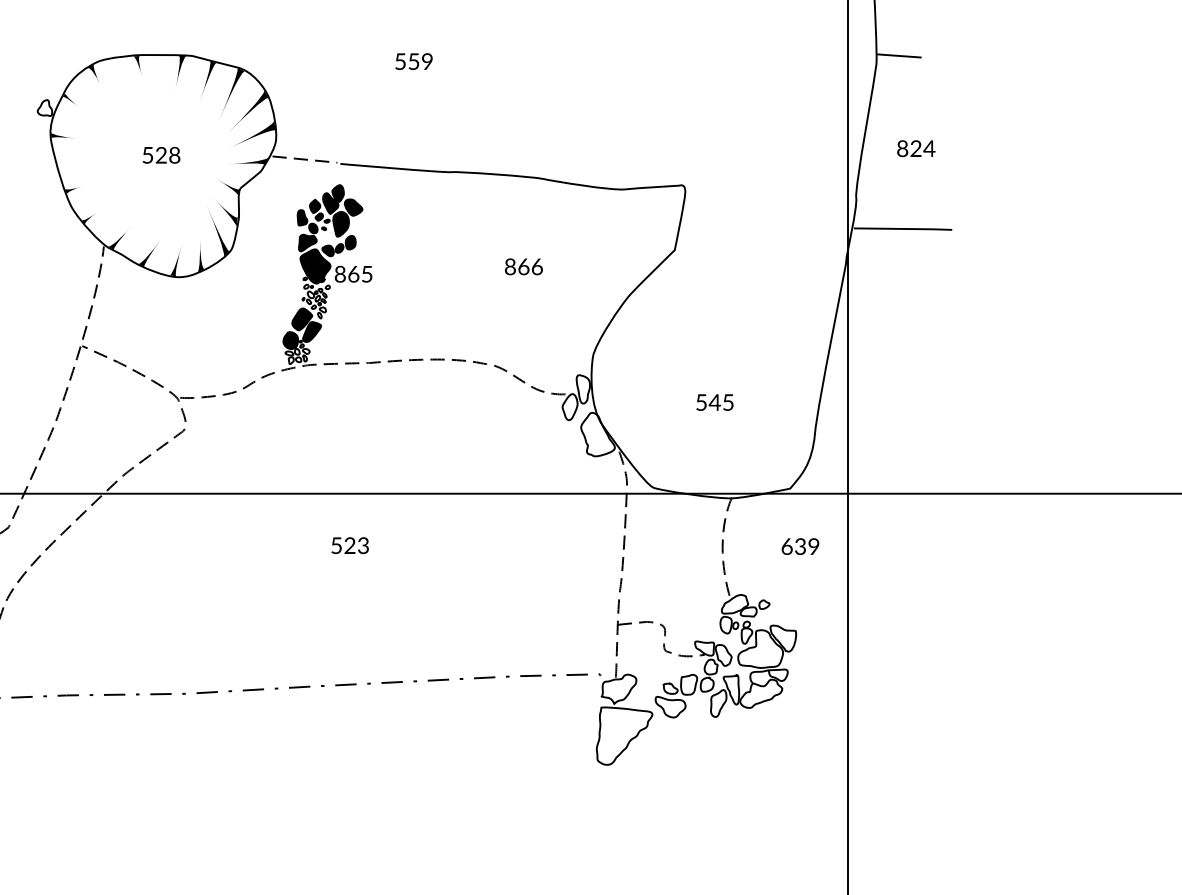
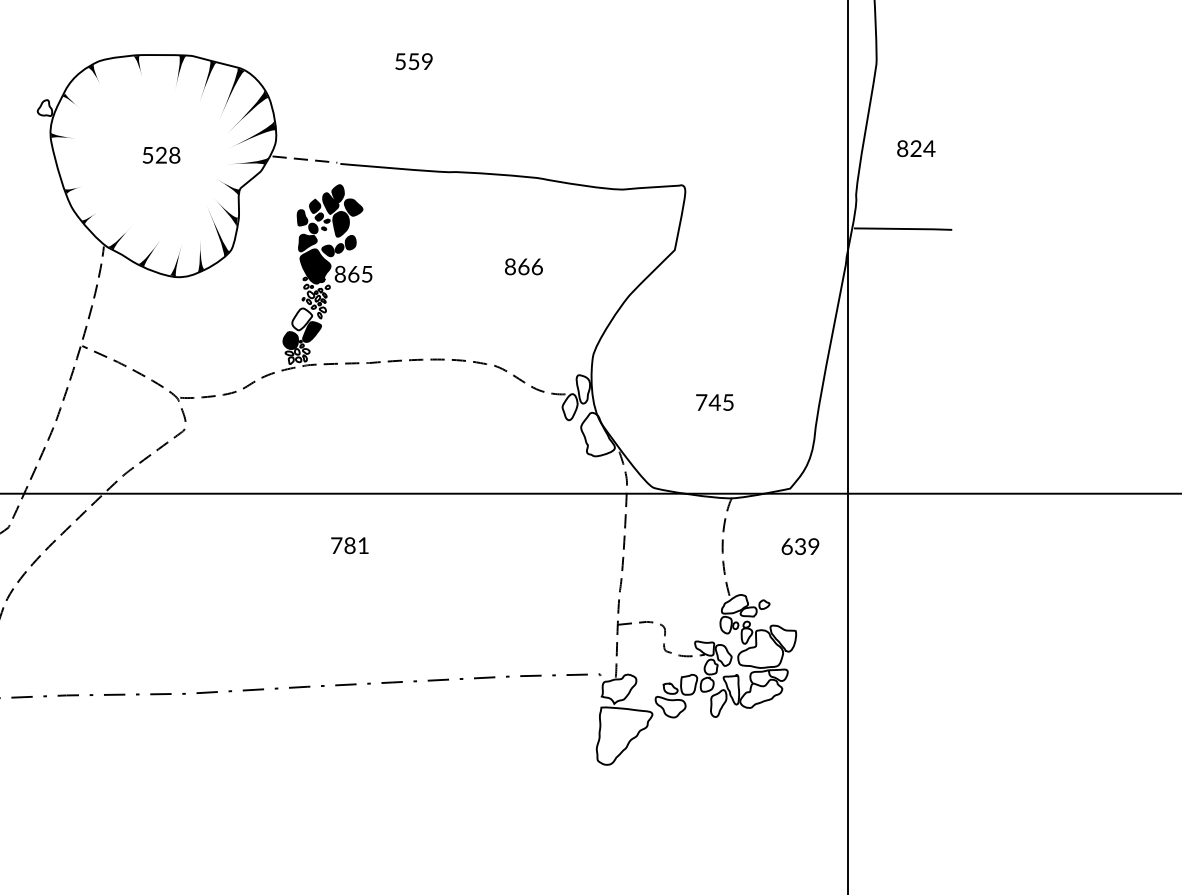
line: present -> none (898, 55)
fill: present -> none (302, 319)
text: 545 -> 745 (701, 402)
text: 523 -> 781 (349, 545)
